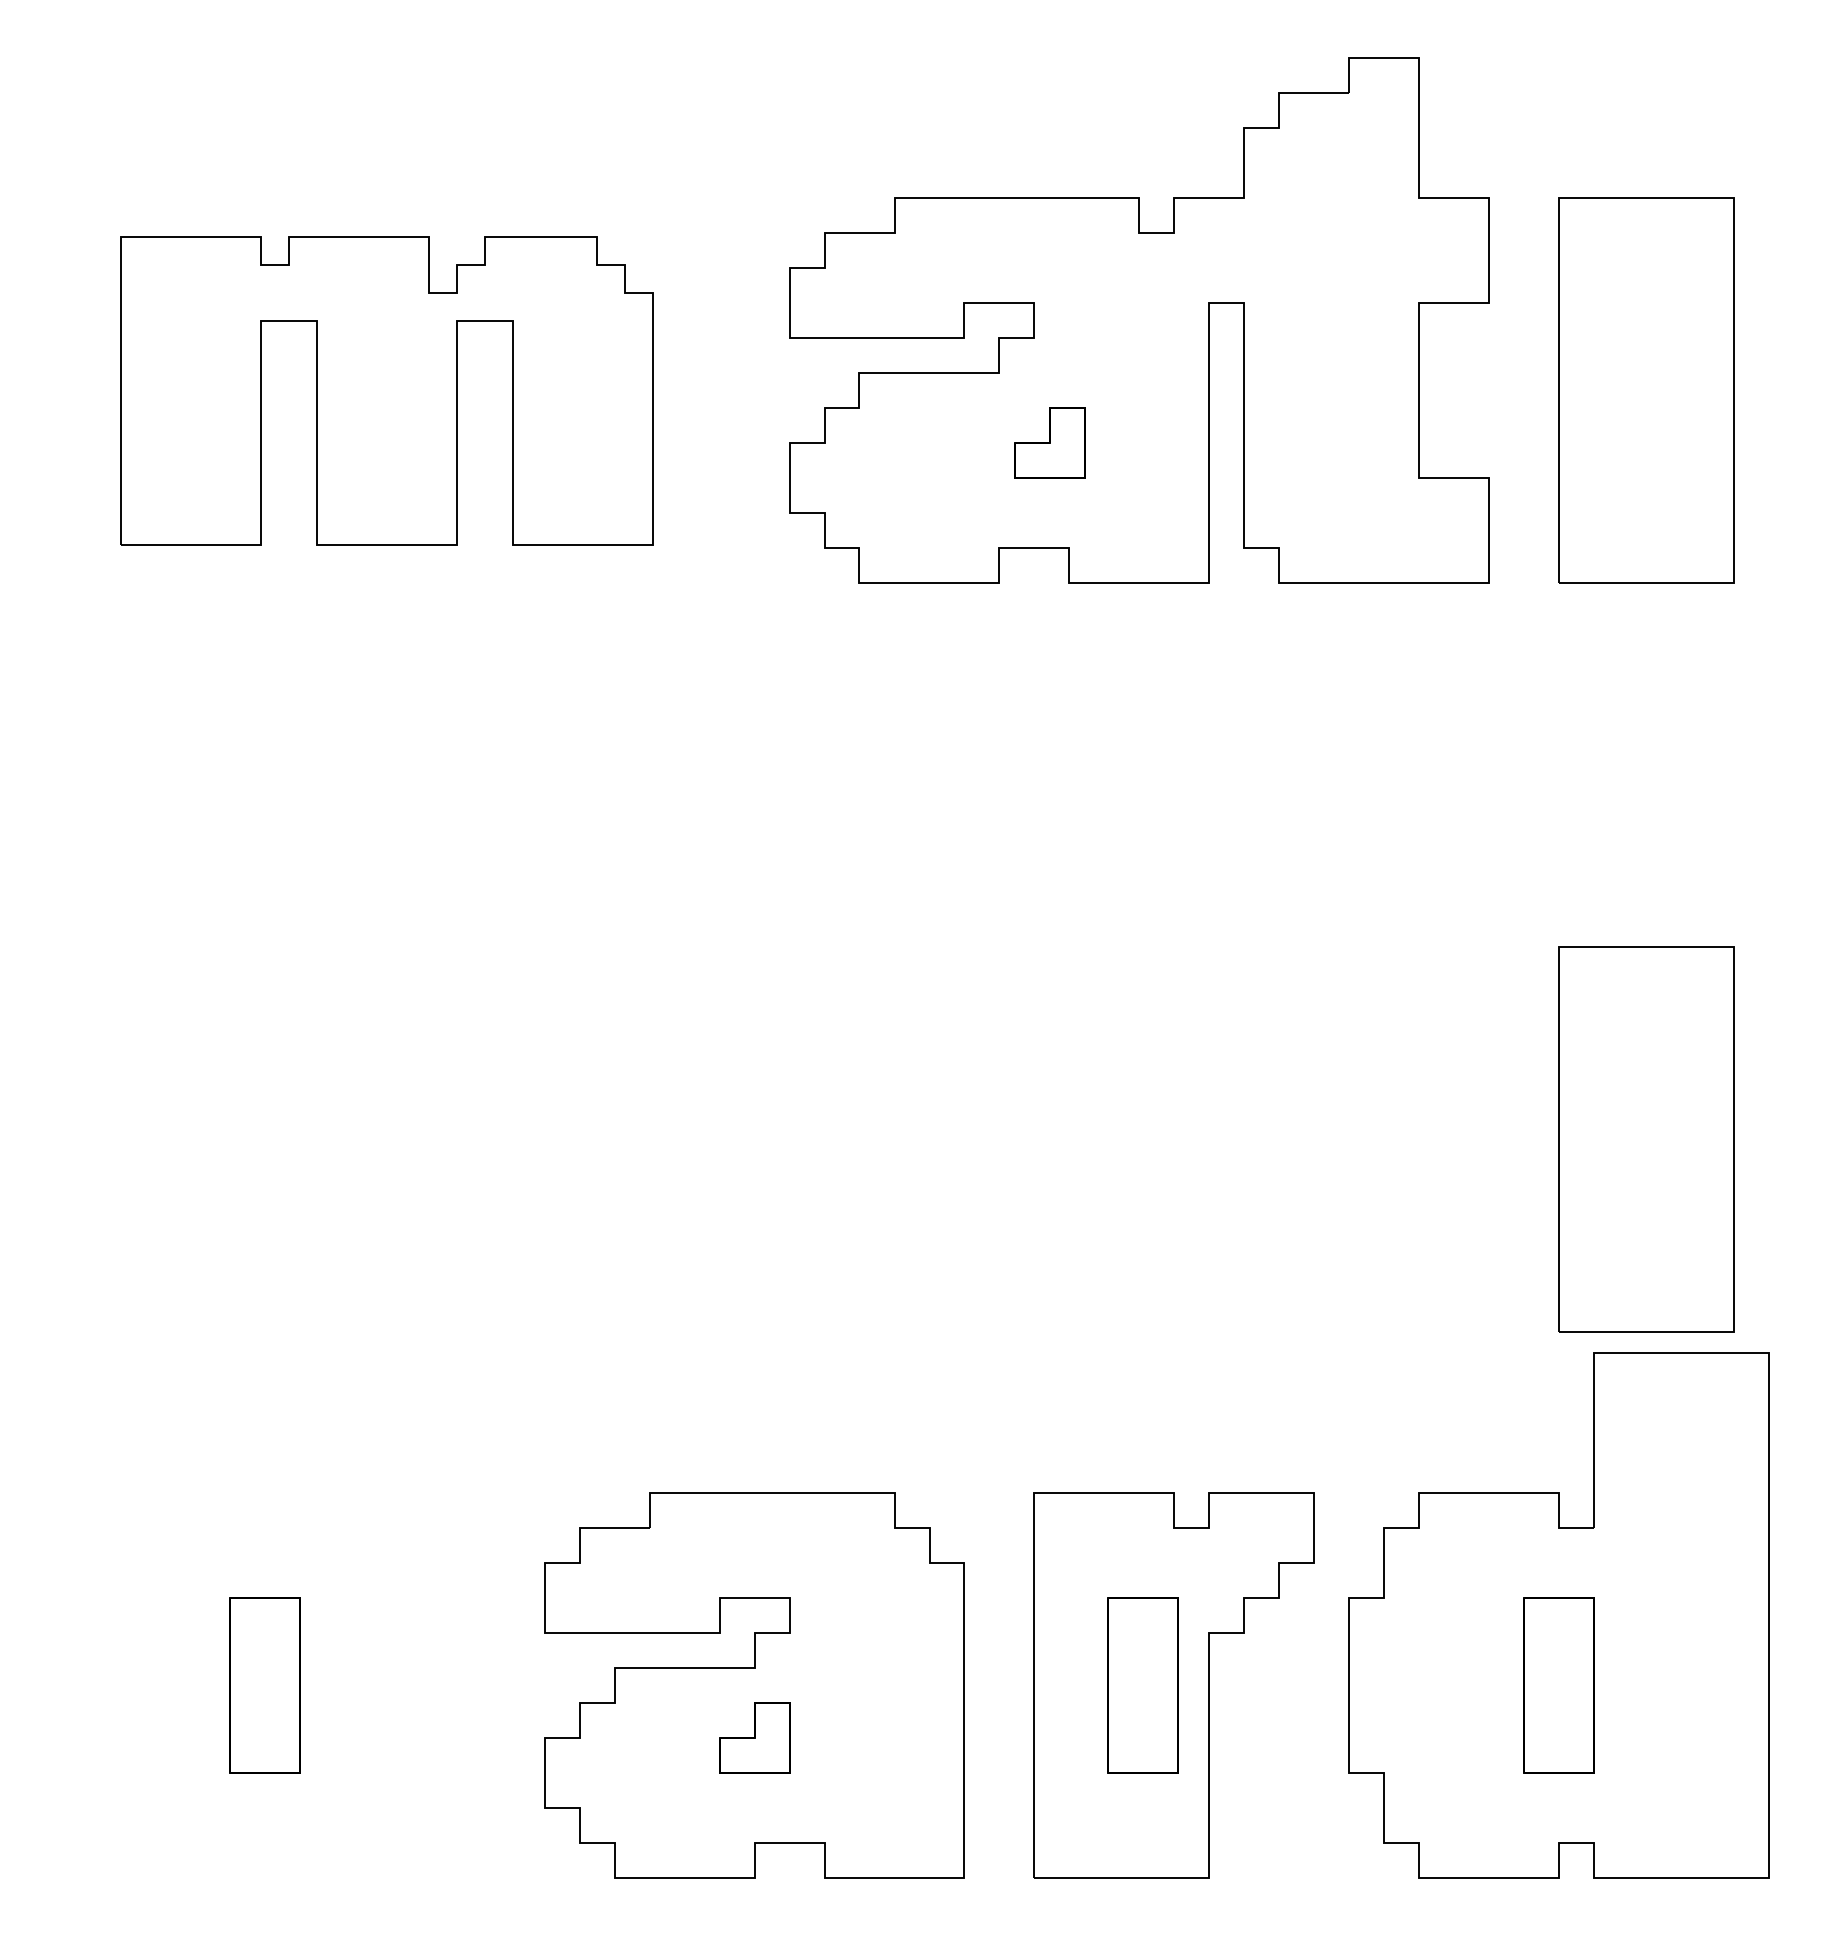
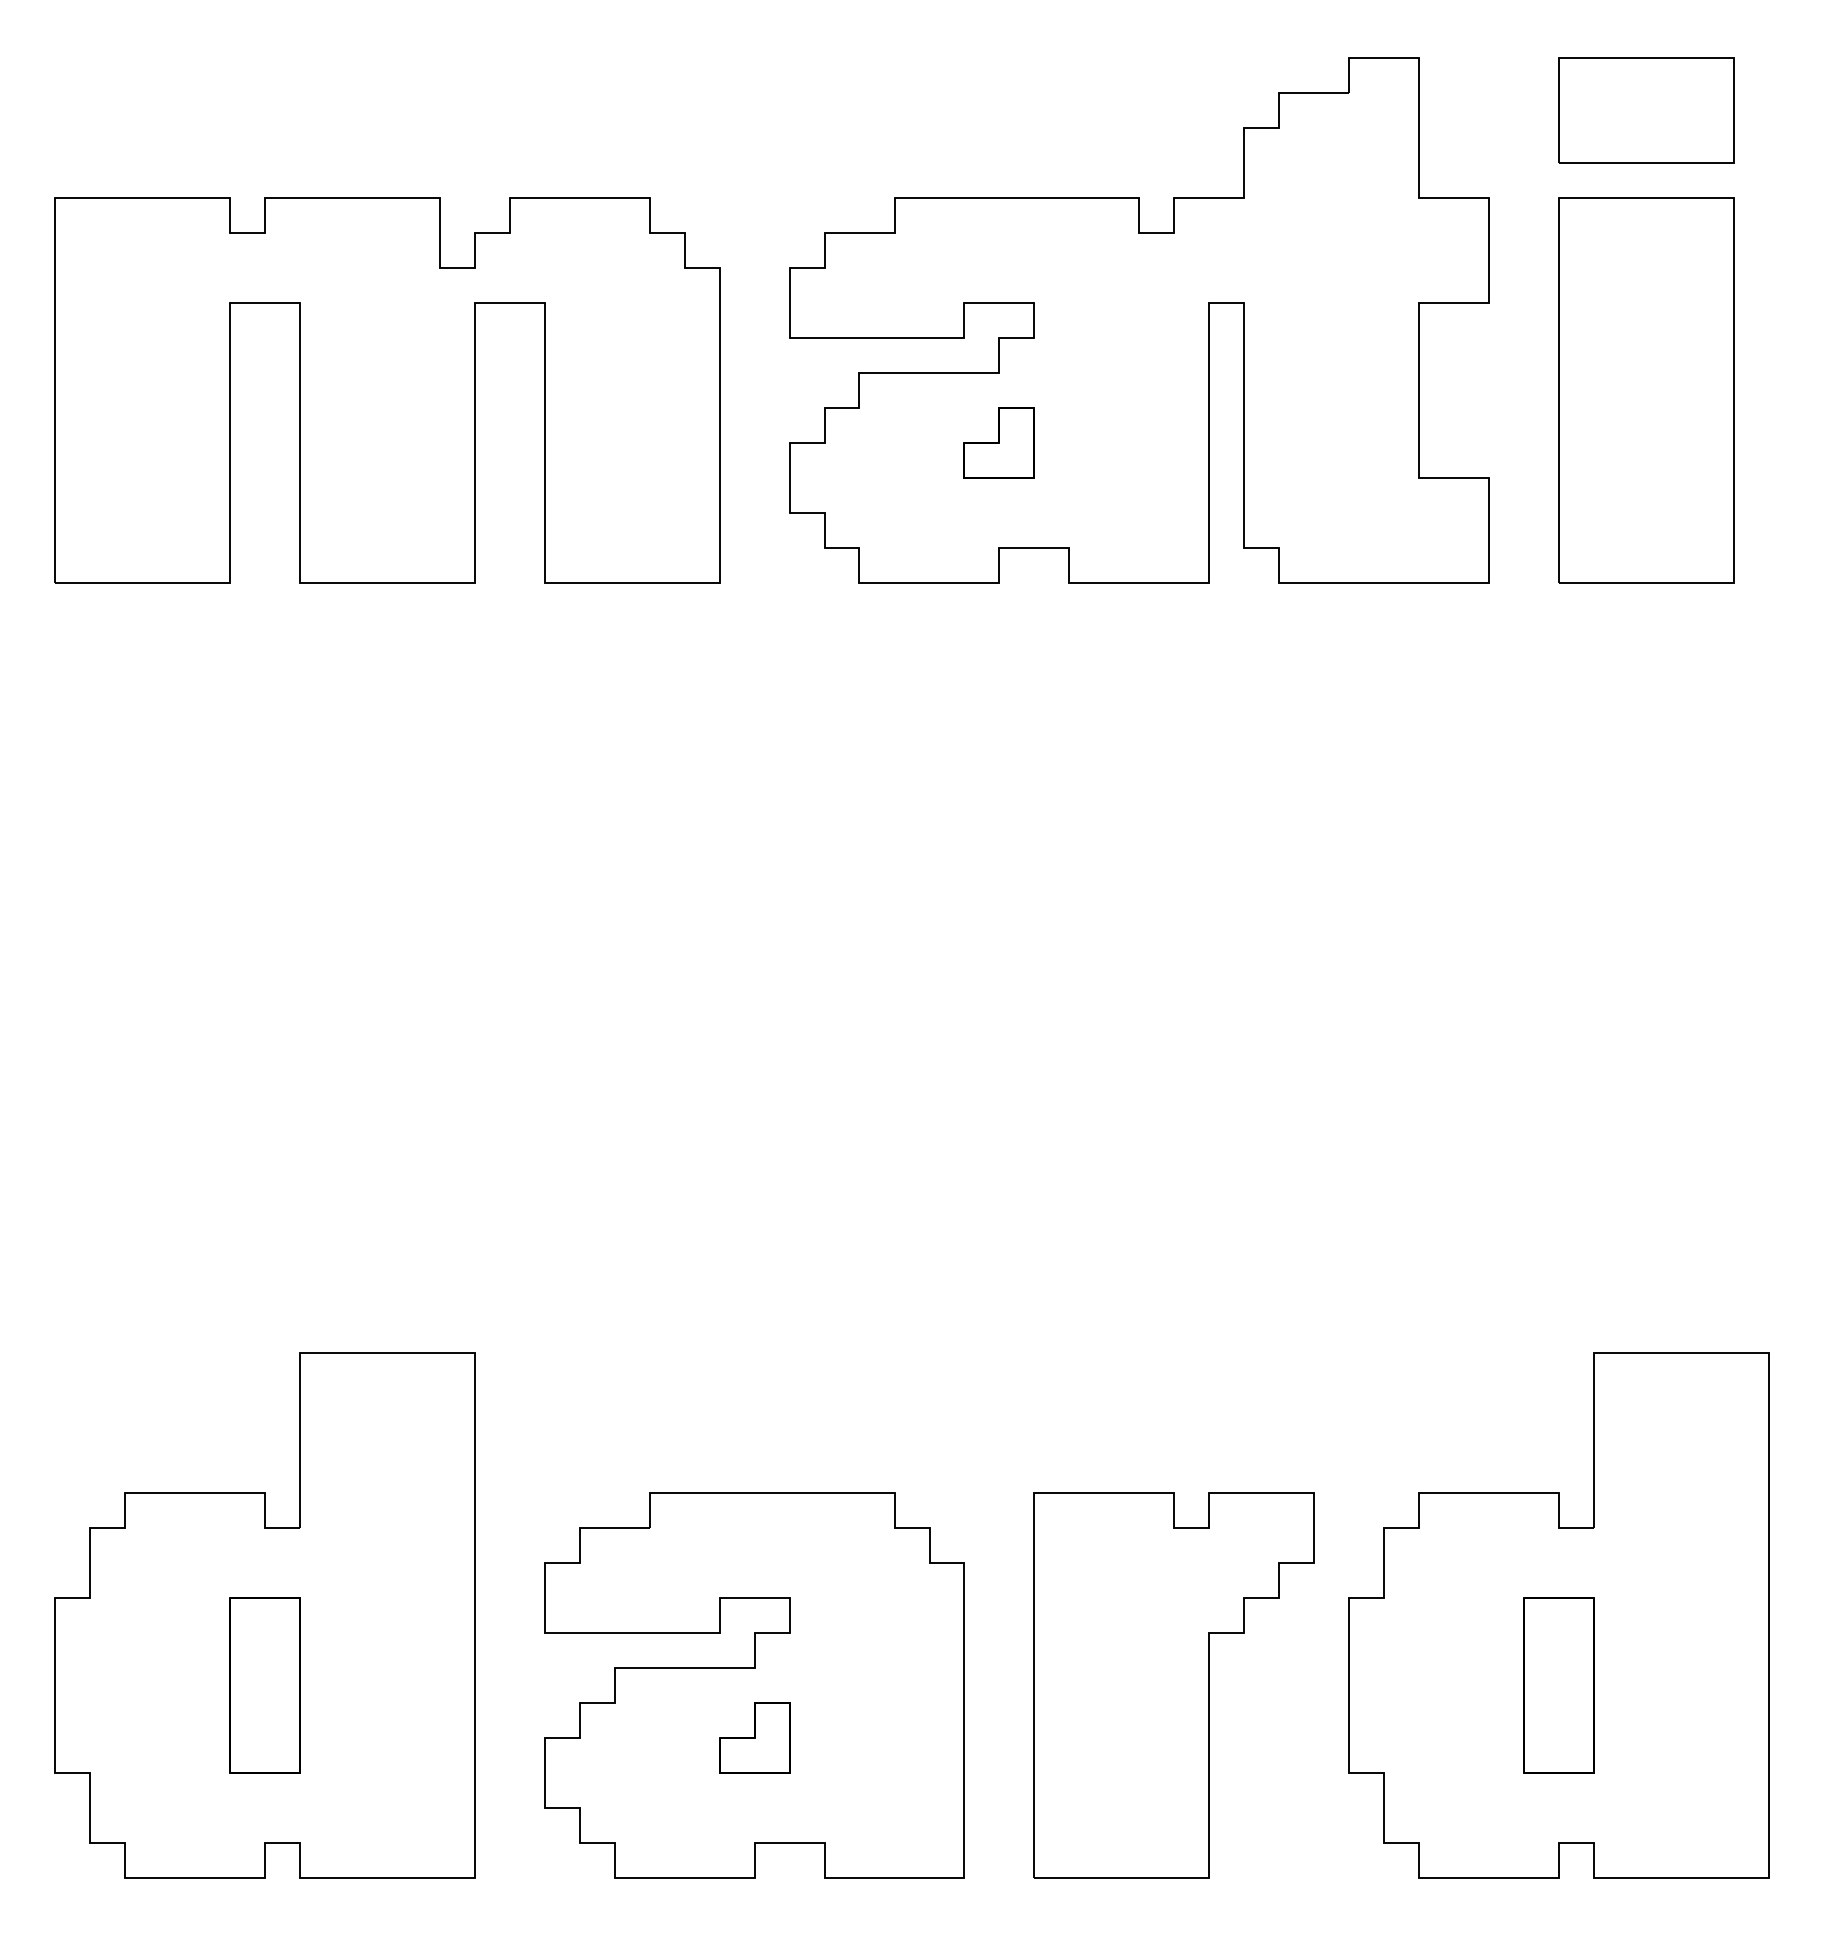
part: none -> present (1646, 110)
part size: 534x310 px -> 667x387 px (387, 390)
part position: (1049, 442) -> (998, 442) (998, 442)
part: present -> none (1646, 1139)
part: none -> present (264, 1615)
part: present -> none (1142, 1685)
